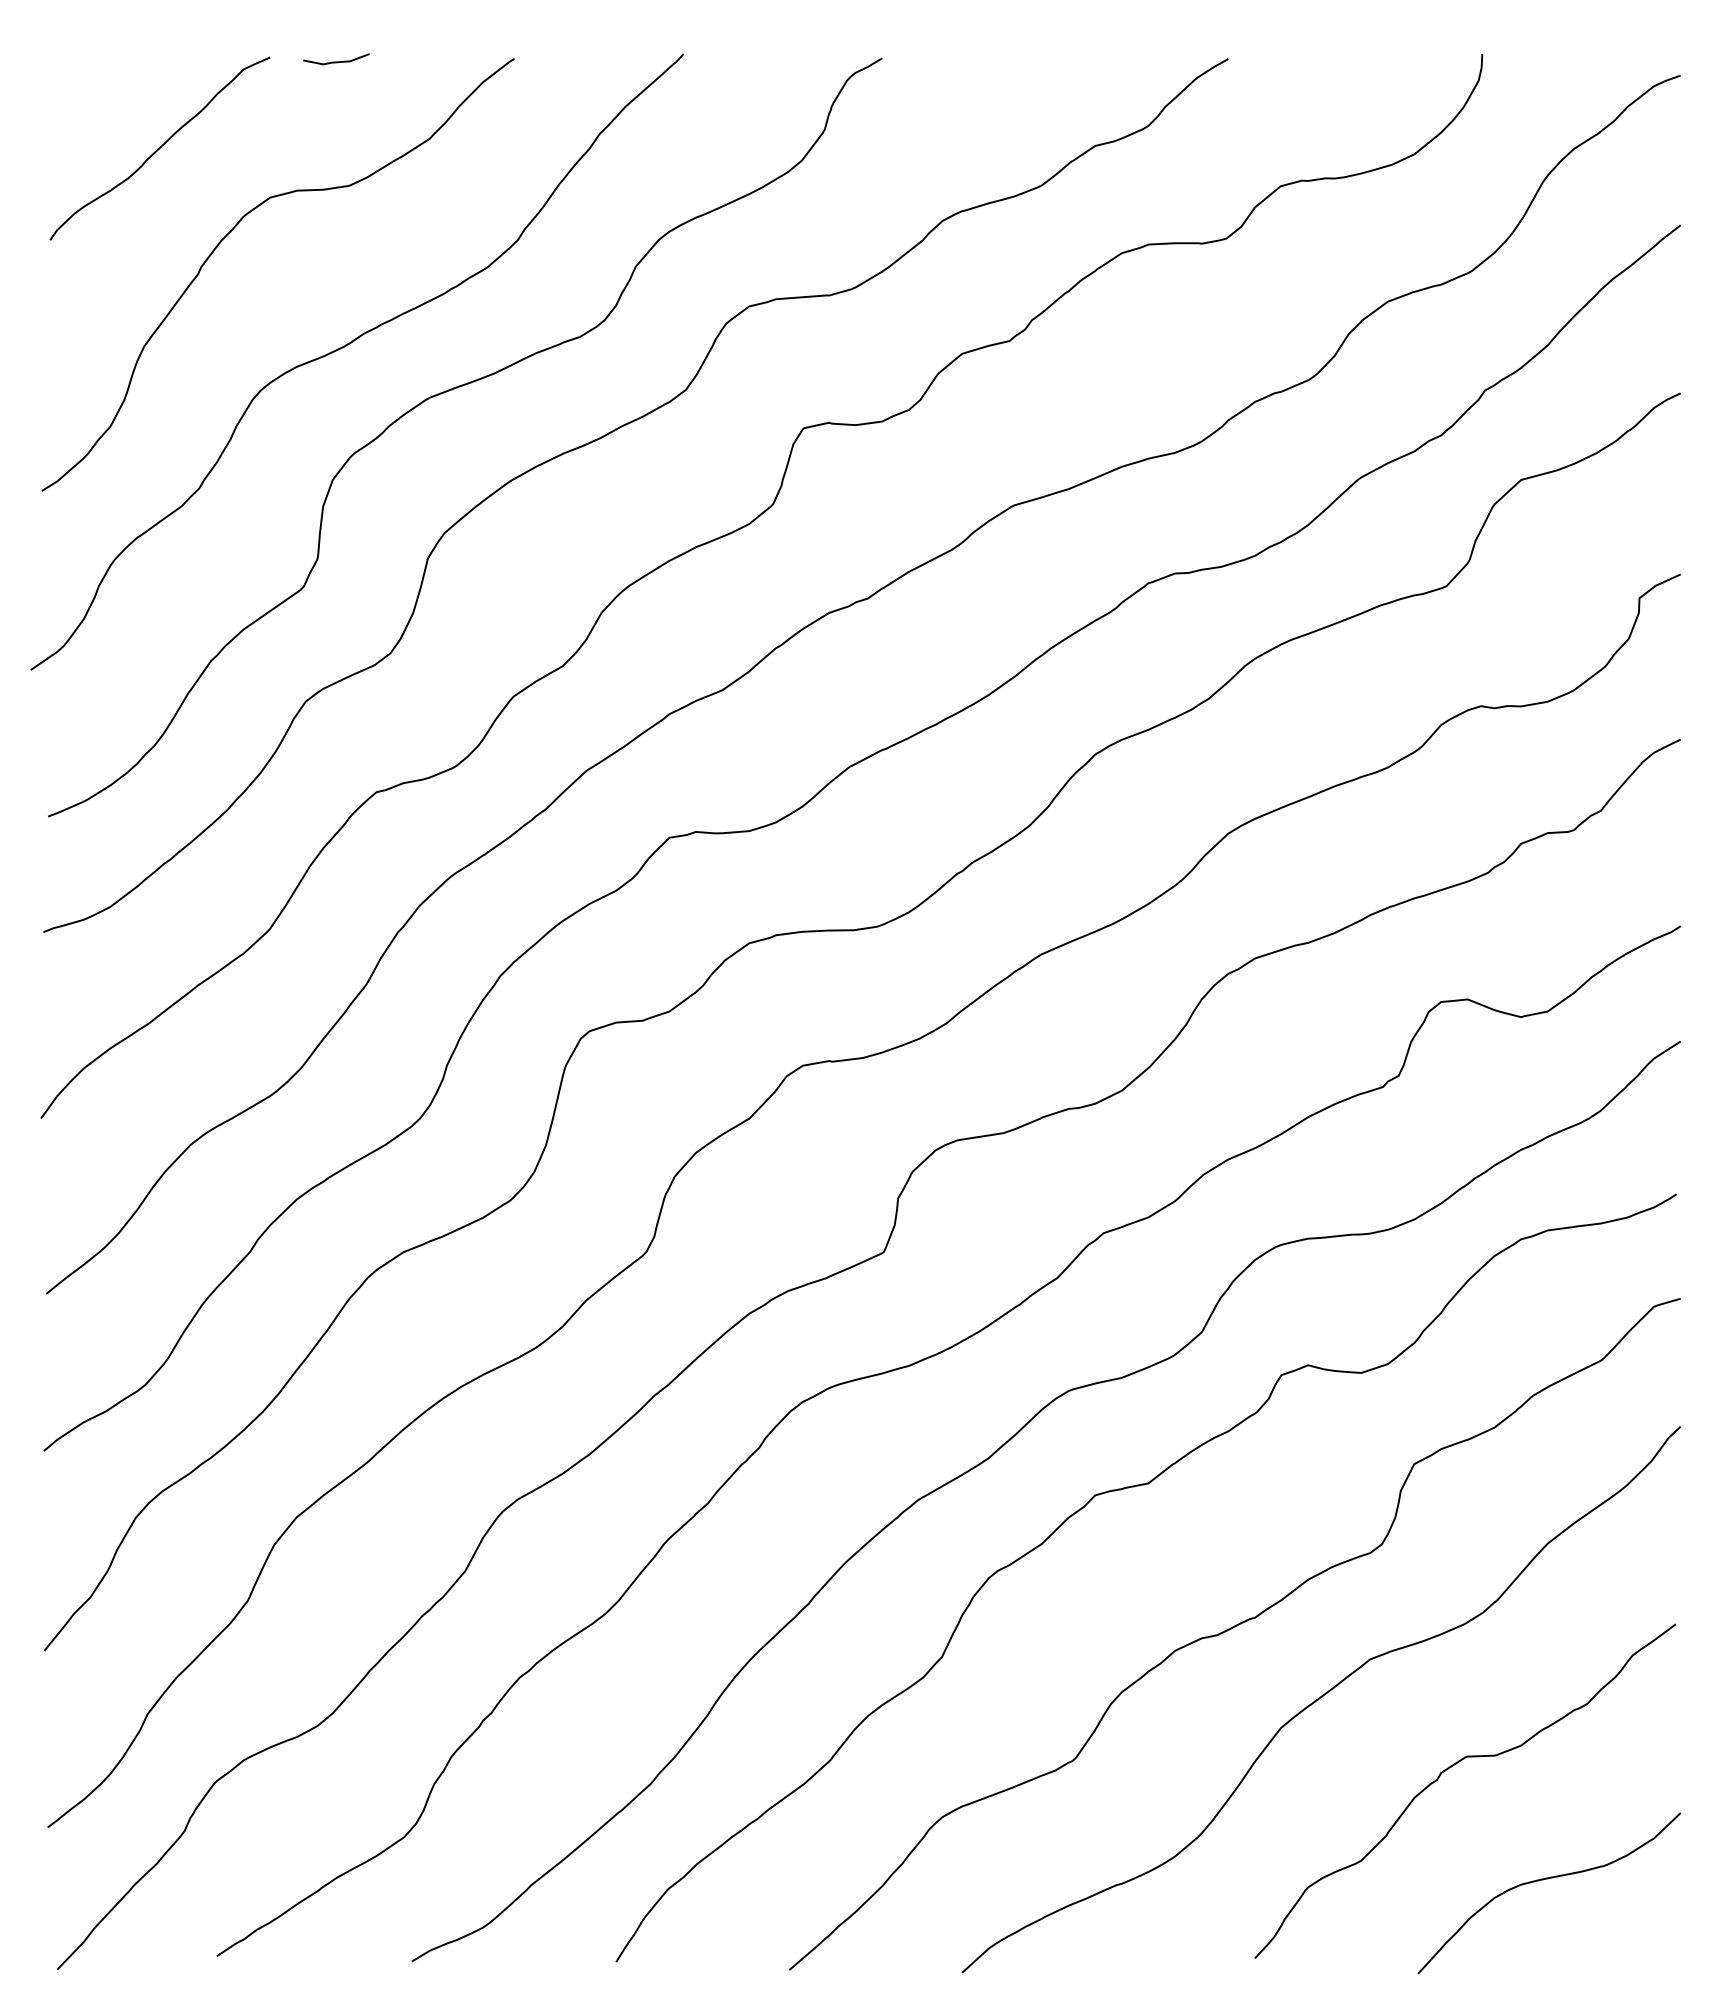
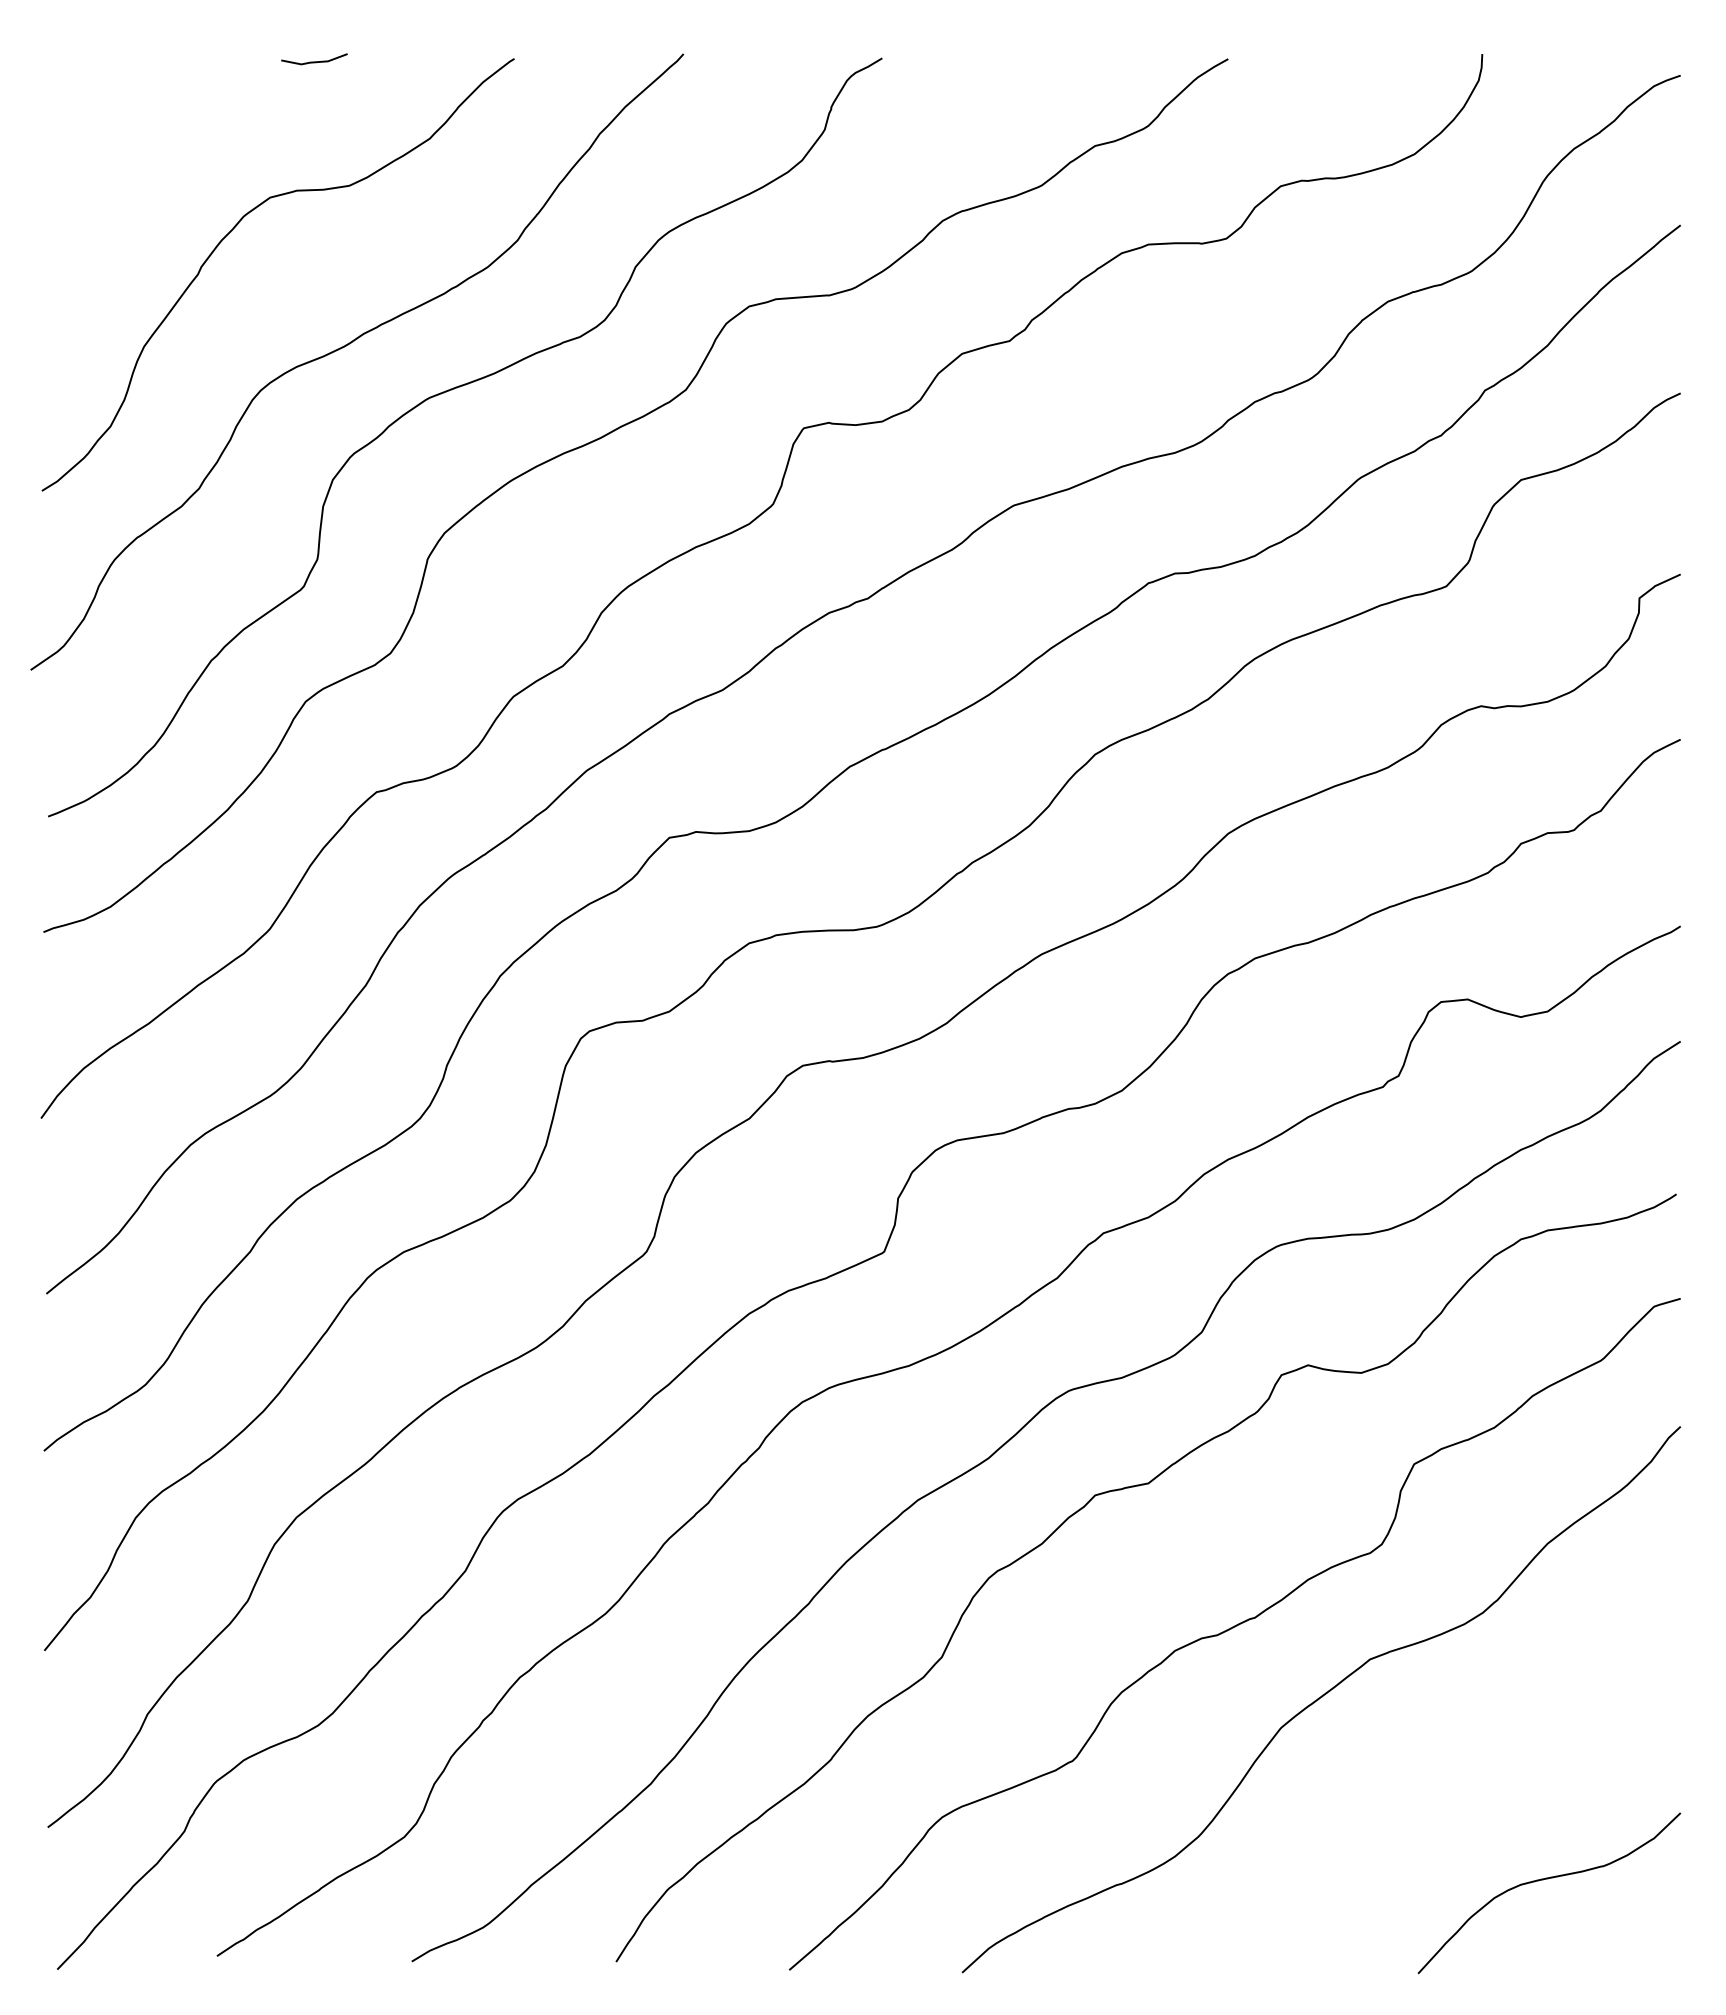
line position: (336, 61) -> (314, 61) (314, 61)
curve: present -> none (159, 148)
curve: present -> none (1450, 1768)
